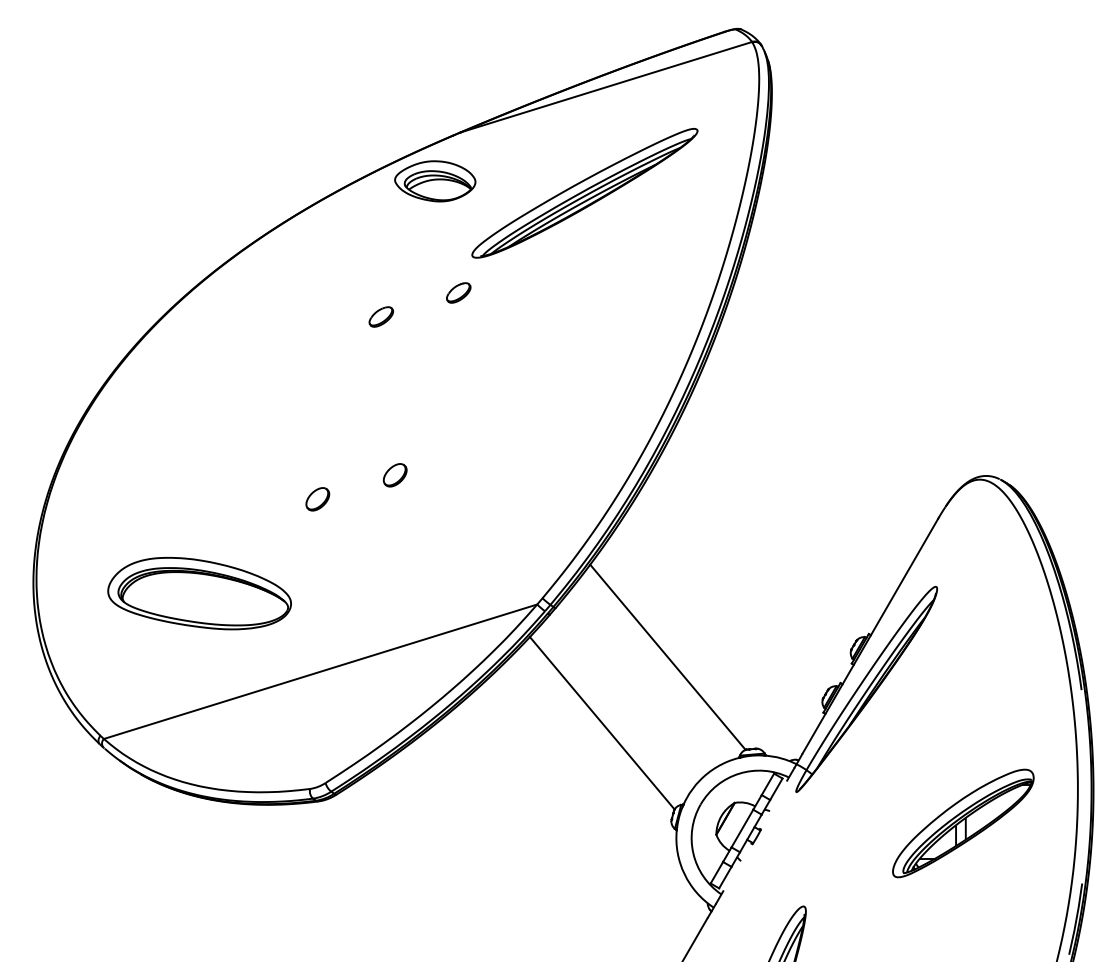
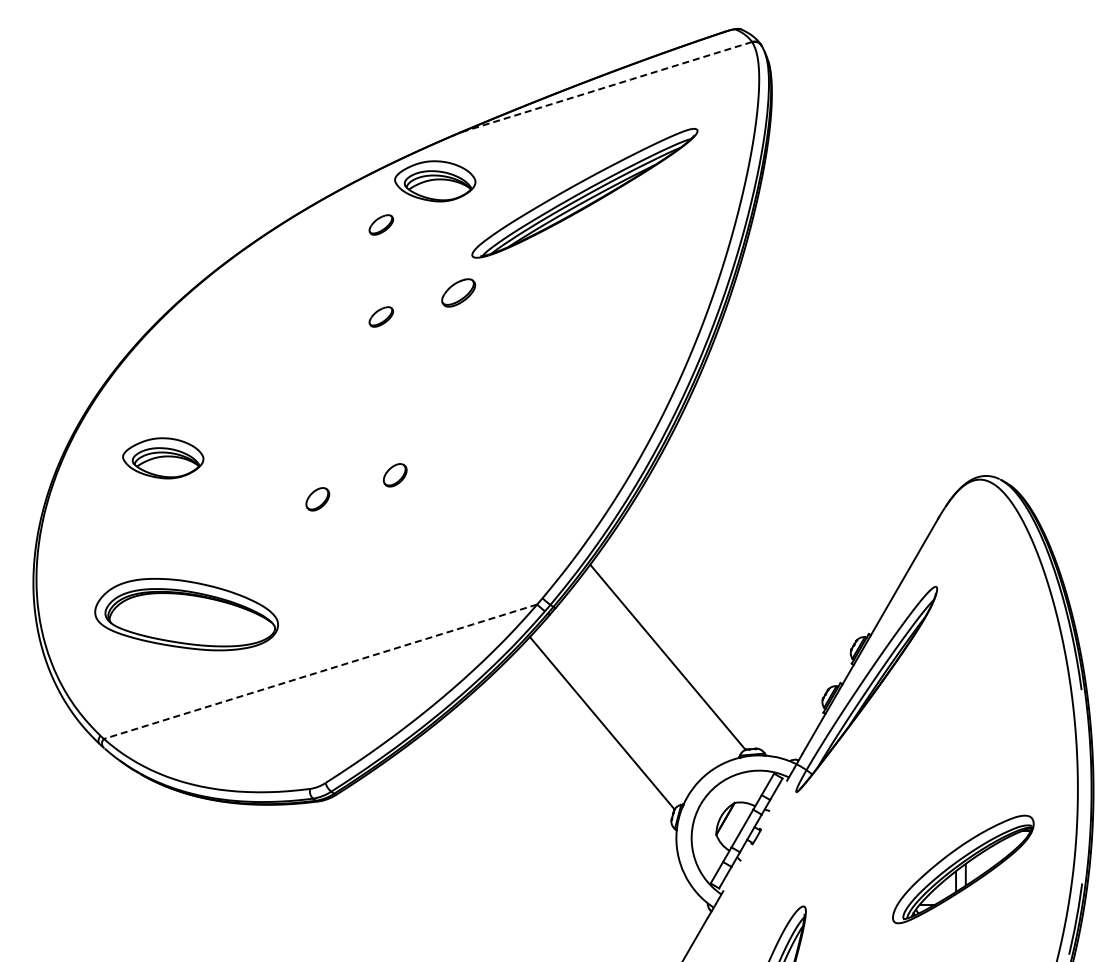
line: solid -> dashed (606, 87)
part: none -> present (381, 224)
part size: 26x22 px -> 36x30 px (458, 292)
part: none -> present (163, 458)
part position: (199, 593) -> (186, 614) (186, 614)
line: solid -> dashed (320, 671)
part position: (963, 823) -> (963, 869) (963, 869)
